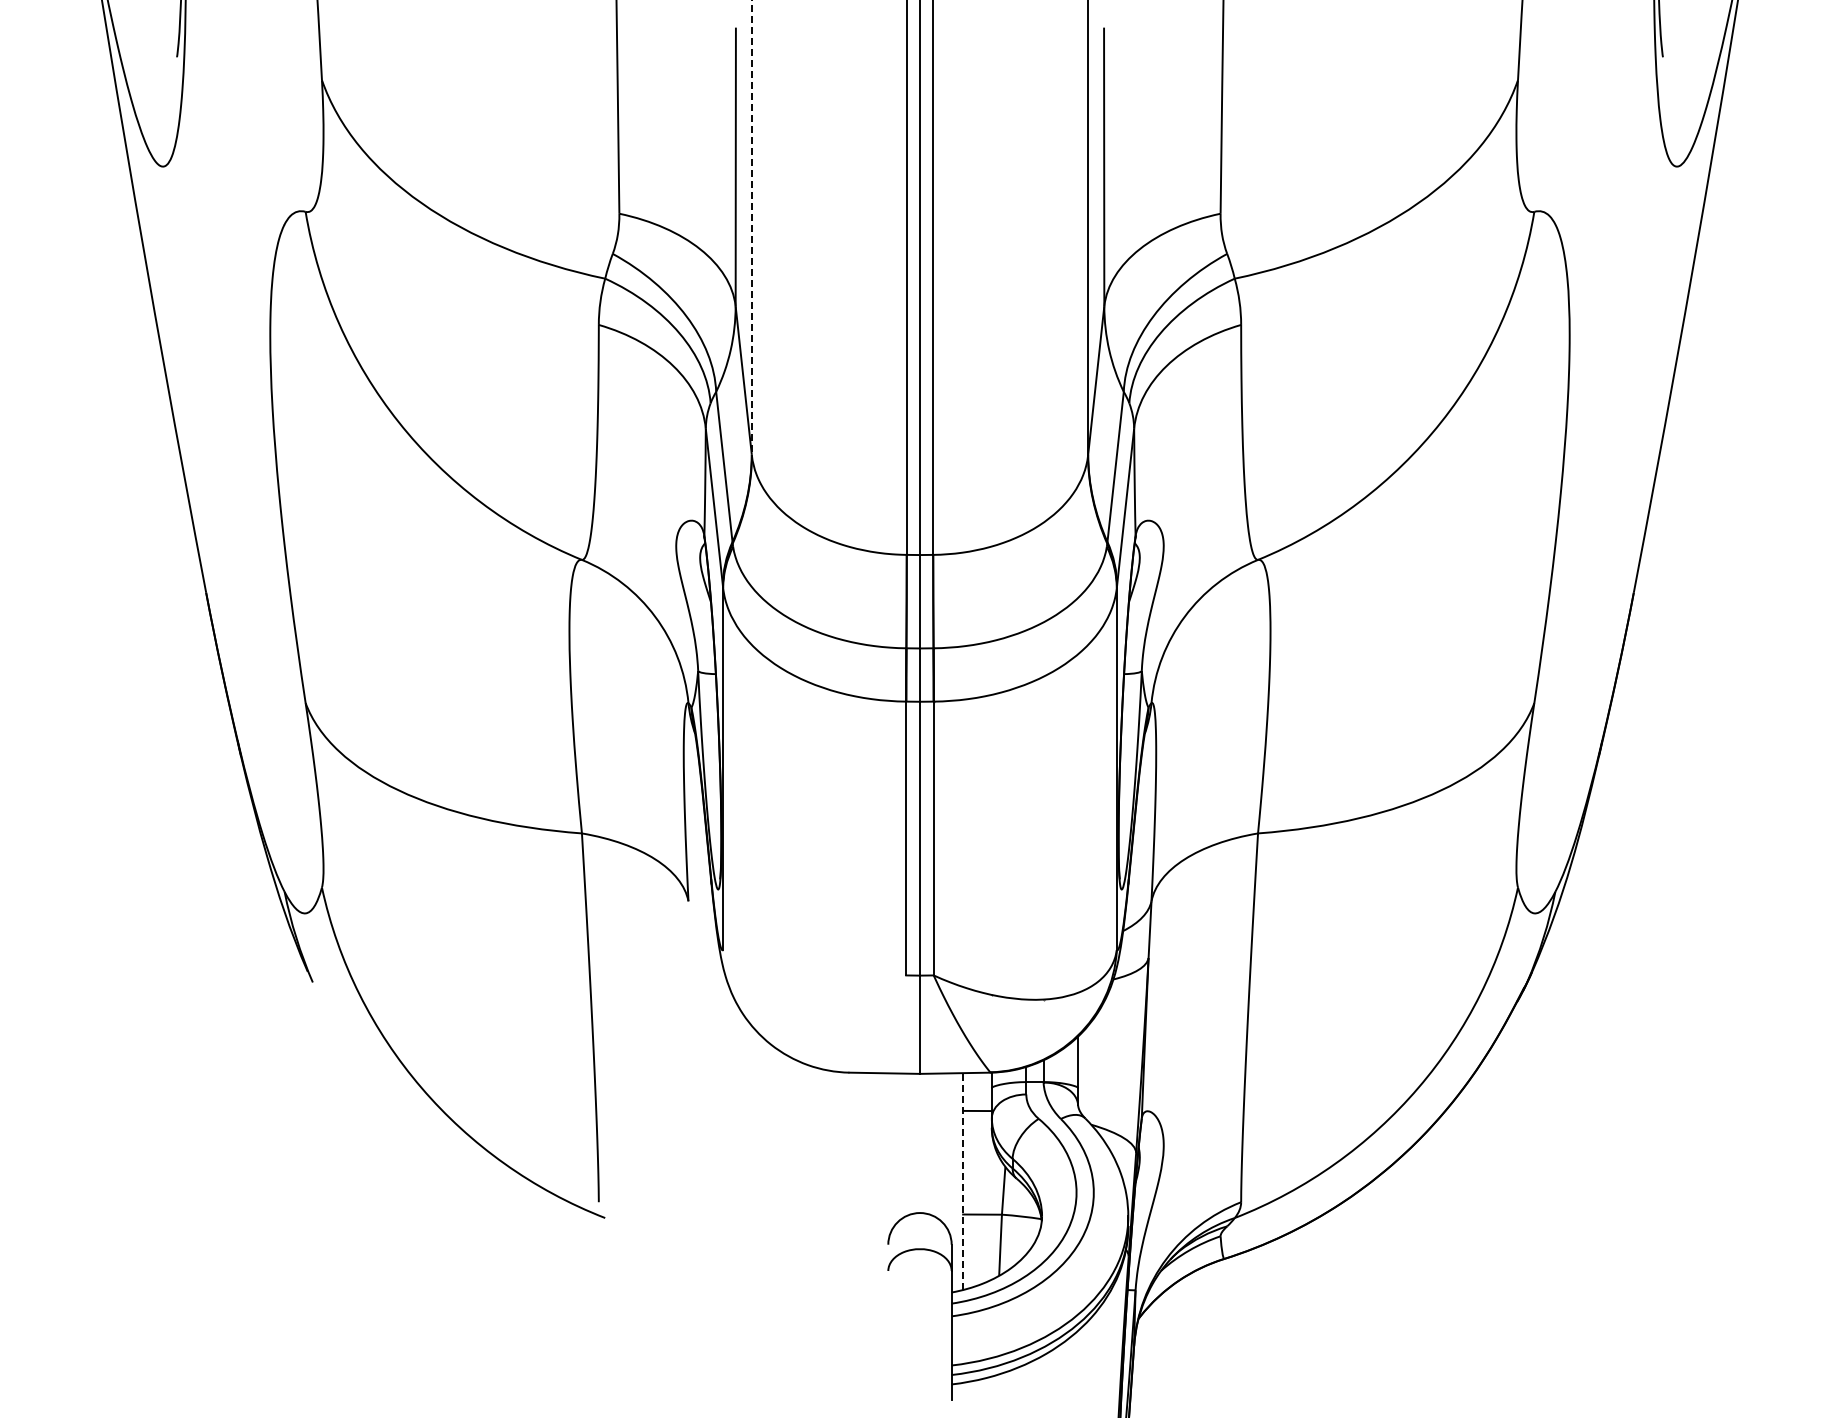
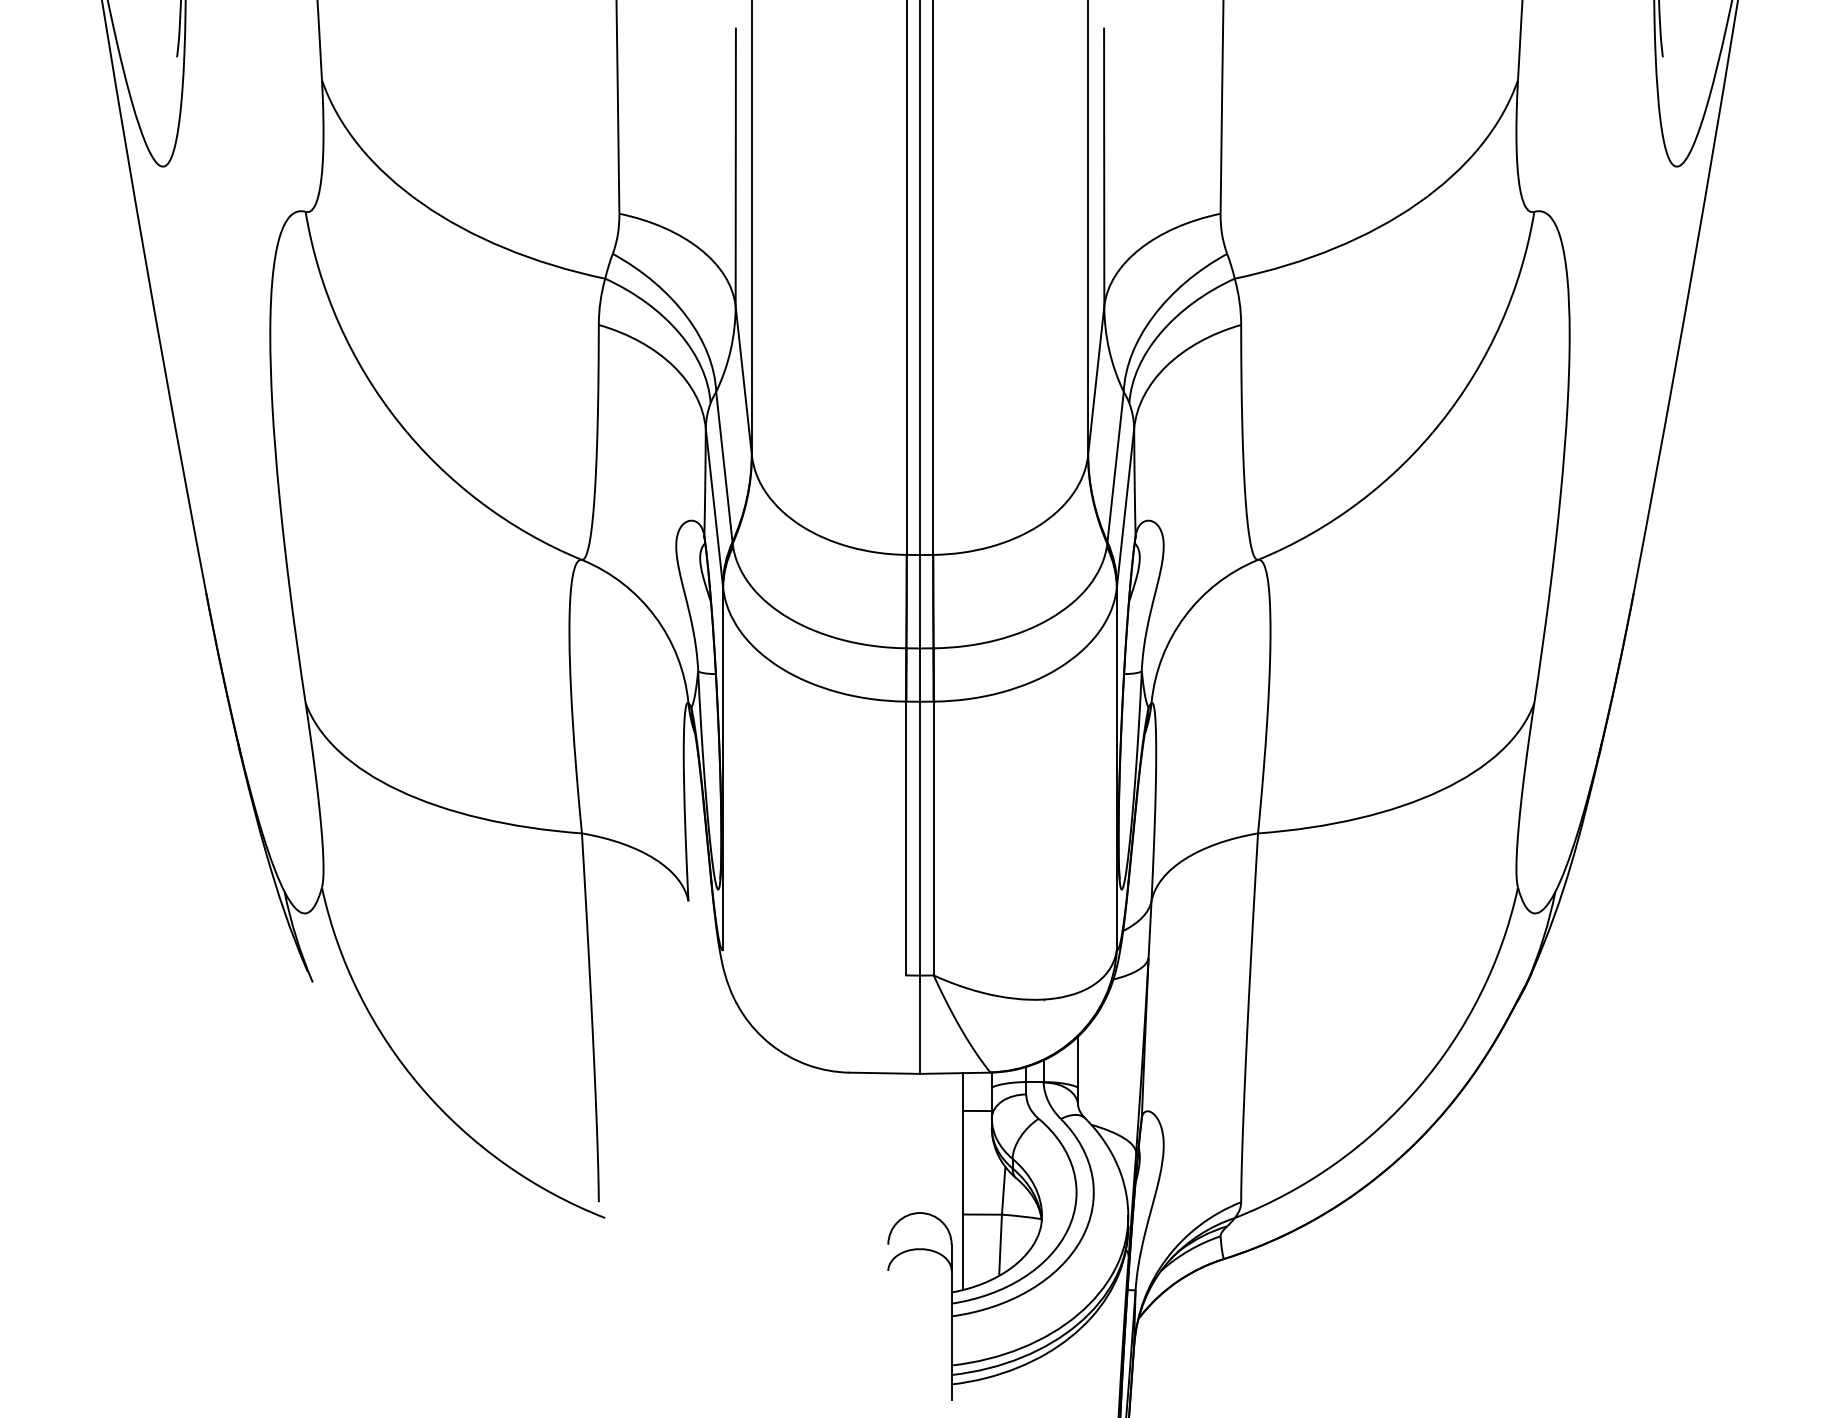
line: dashed -> solid (751, 227)
line: dashed -> solid (963, 1181)
